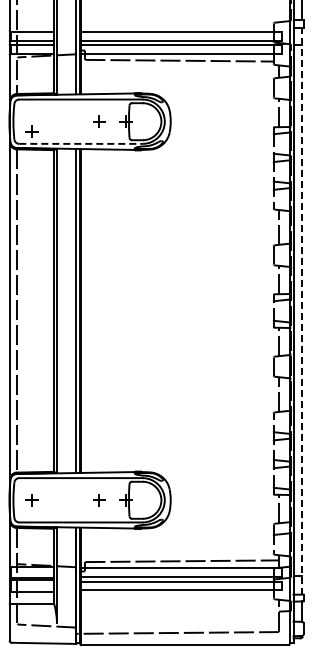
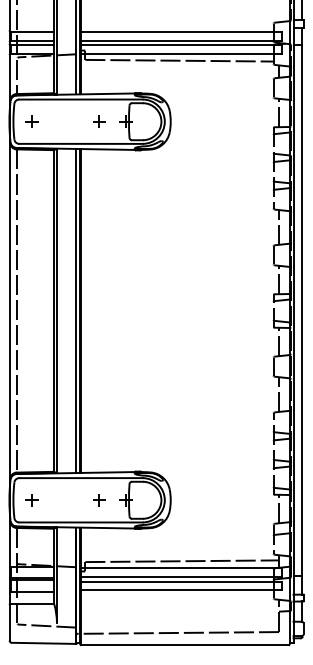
part position: (31, 131) -> (31, 121) (31, 121)
line: dashed -> solid (81, 143)
line: dashed -> solid (302, 311)
